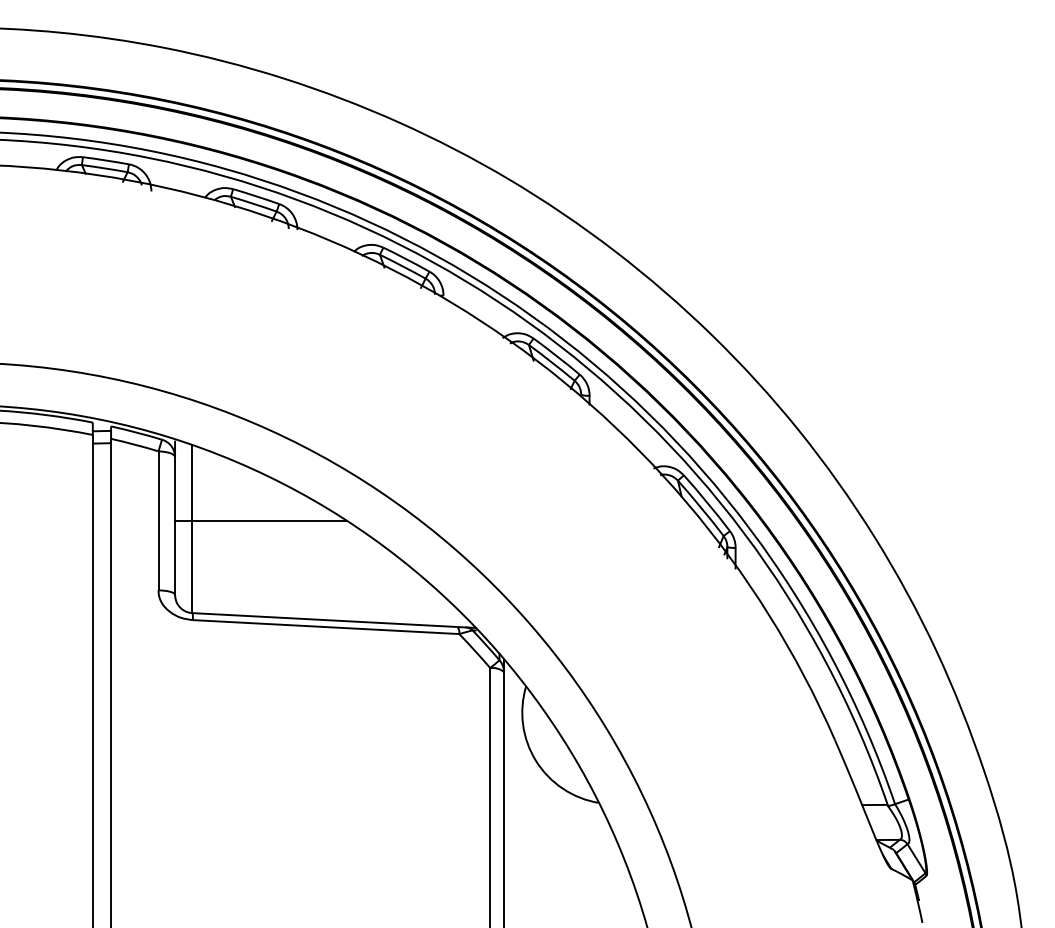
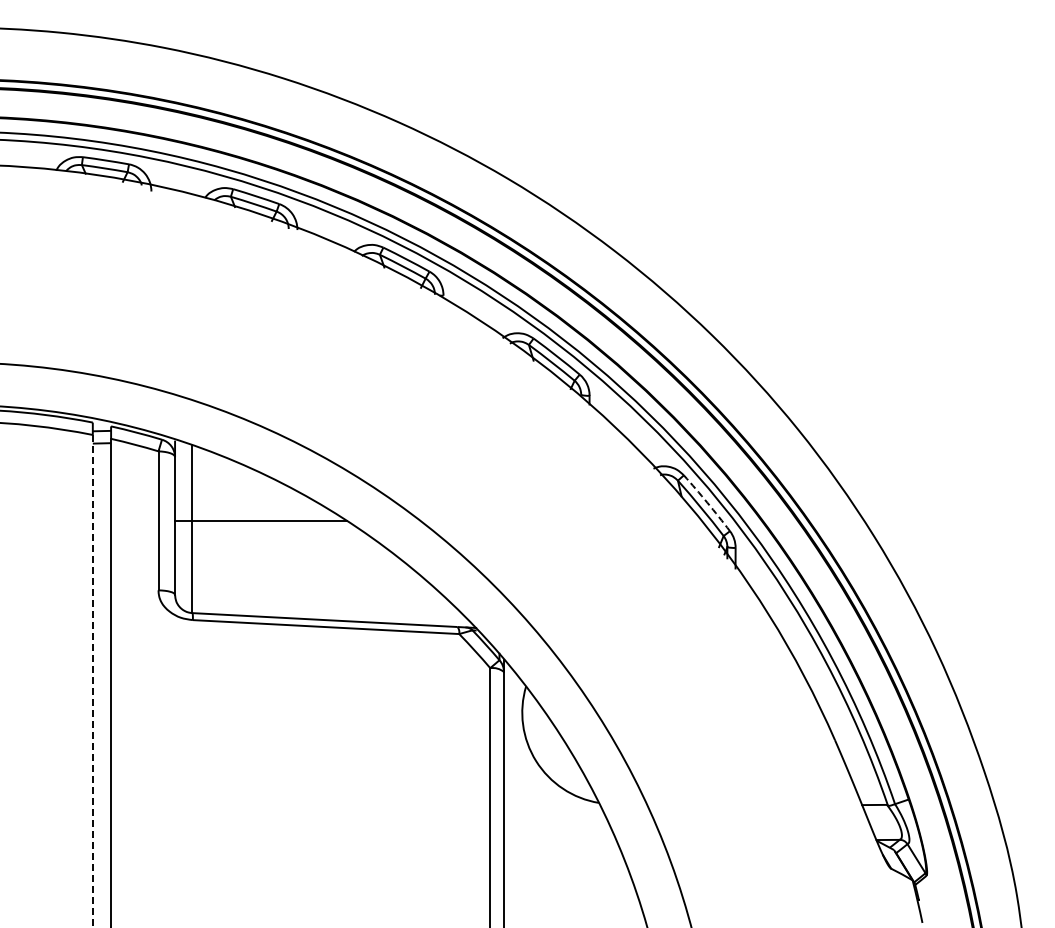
arc: solid -> dashed (707, 502)
line: solid -> dashed (92, 681)
